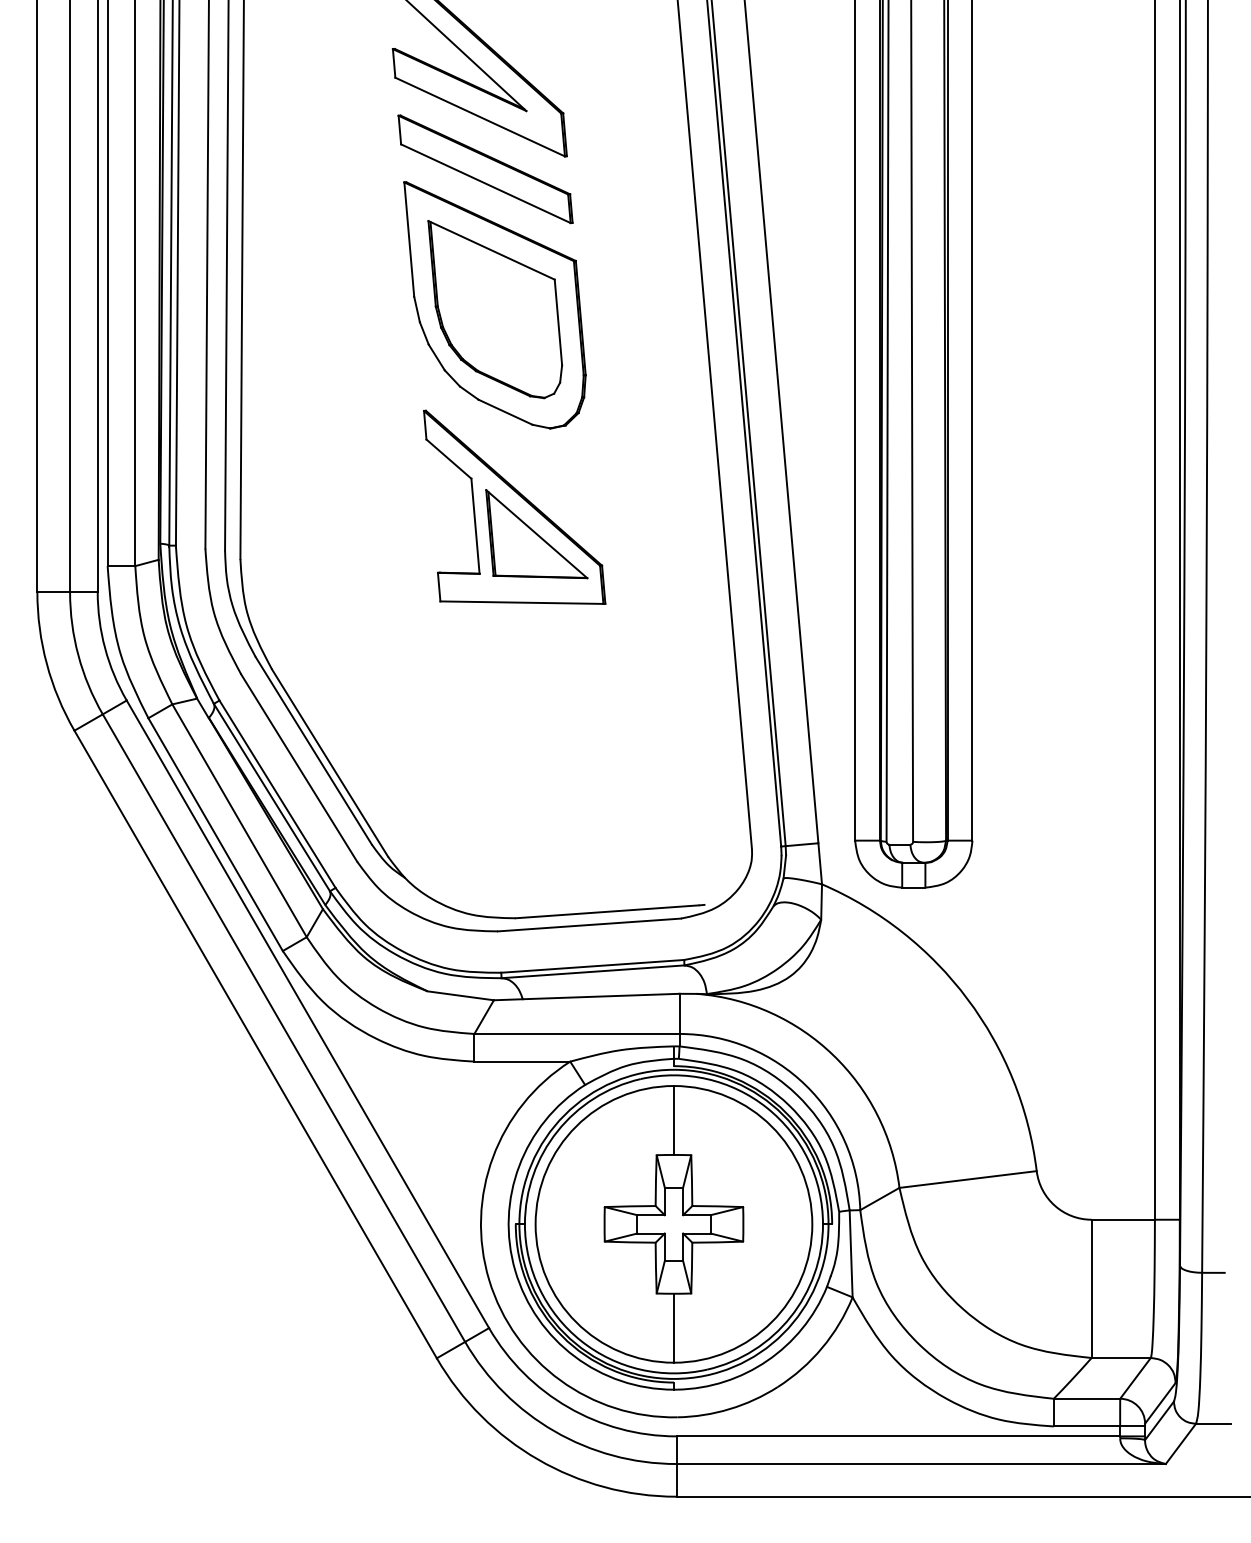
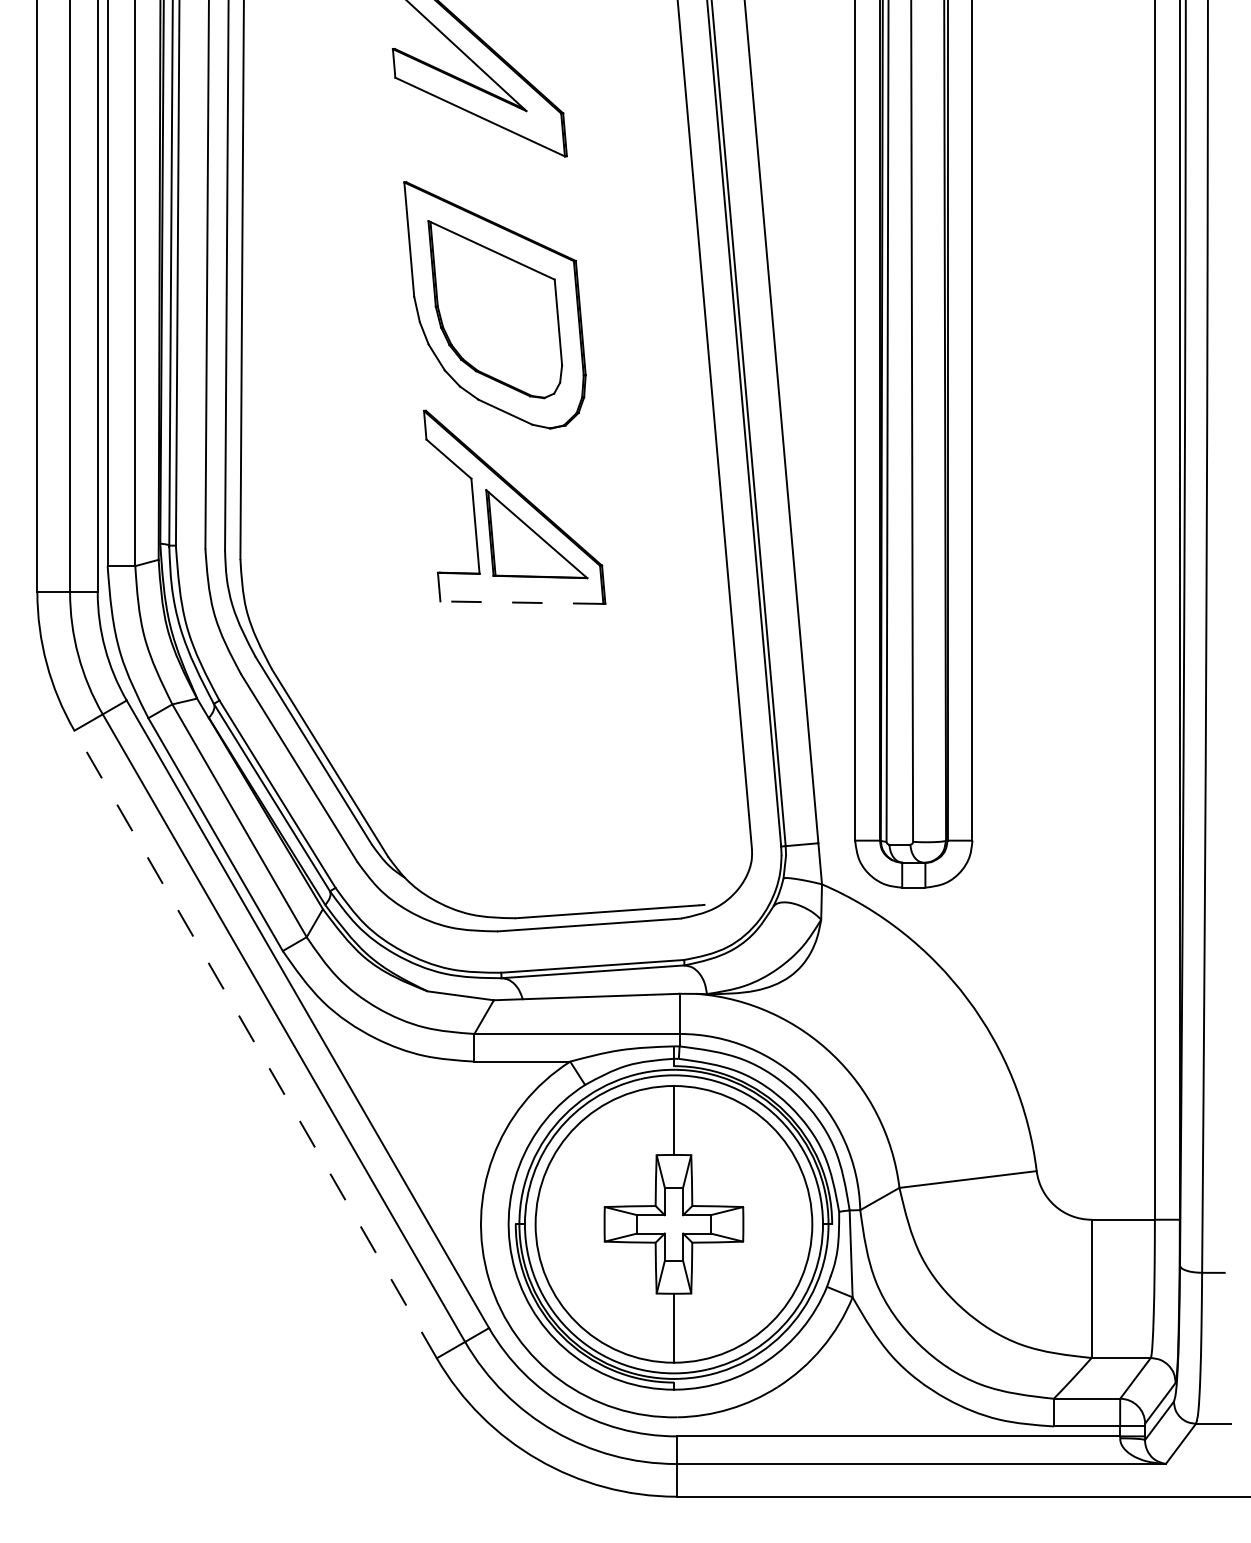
part: present -> none (485, 169)
line: solid -> dashed (521, 602)
line: solid -> dashed (255, 1044)
